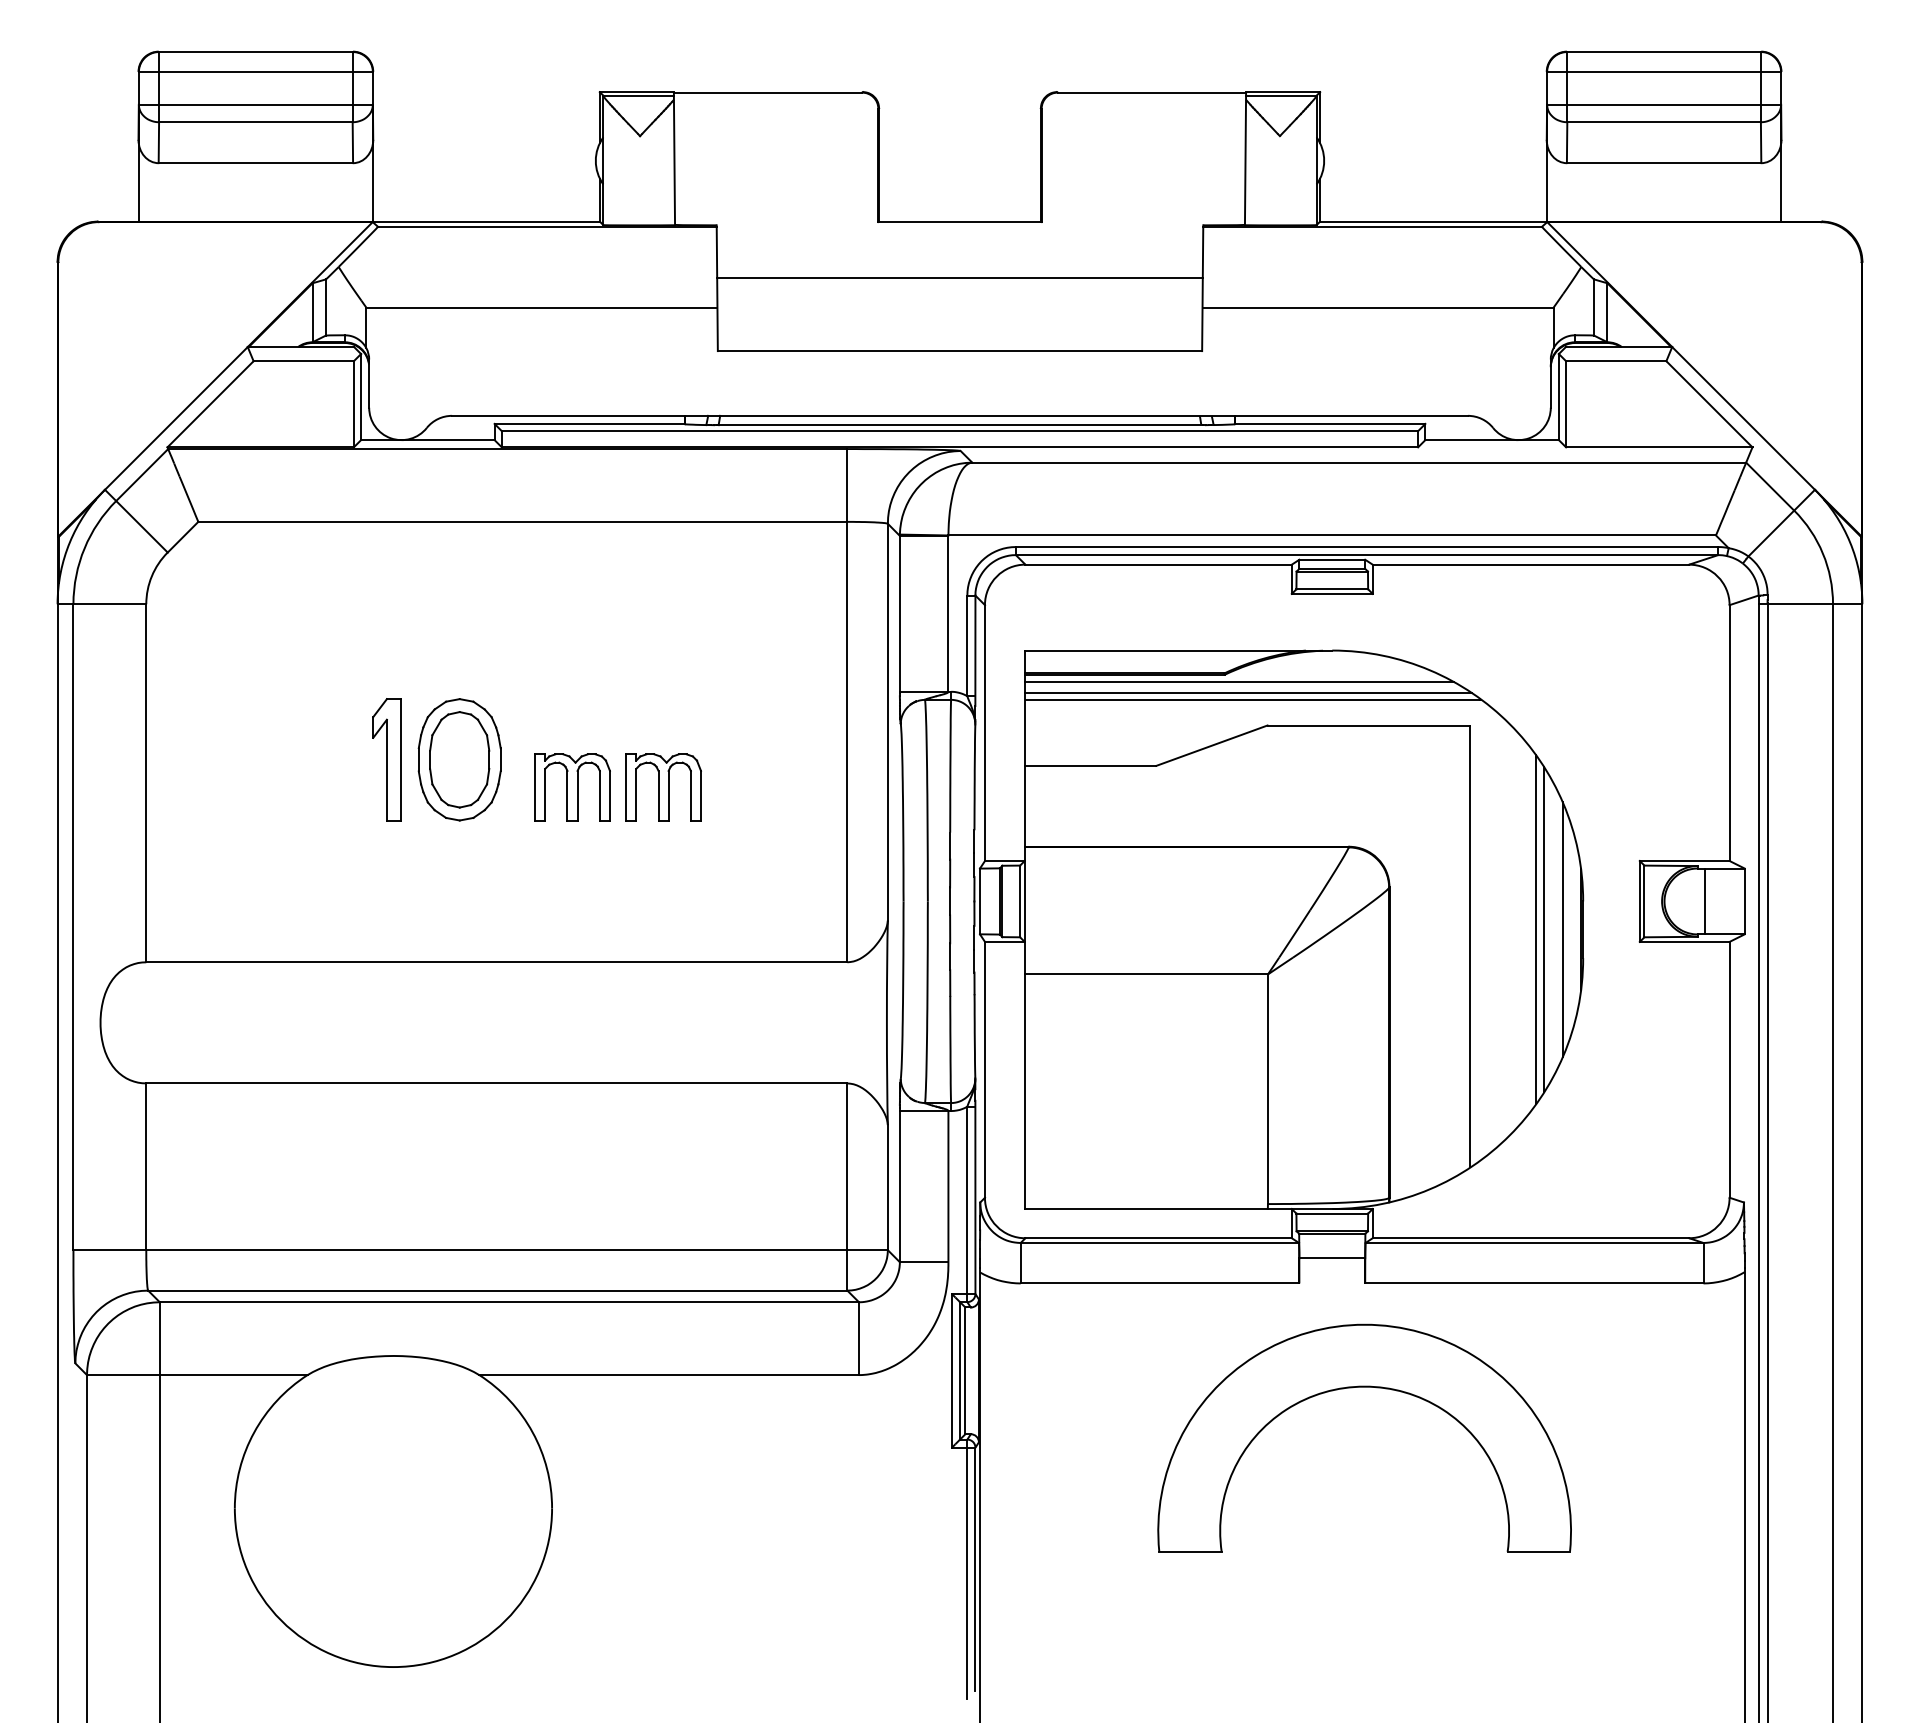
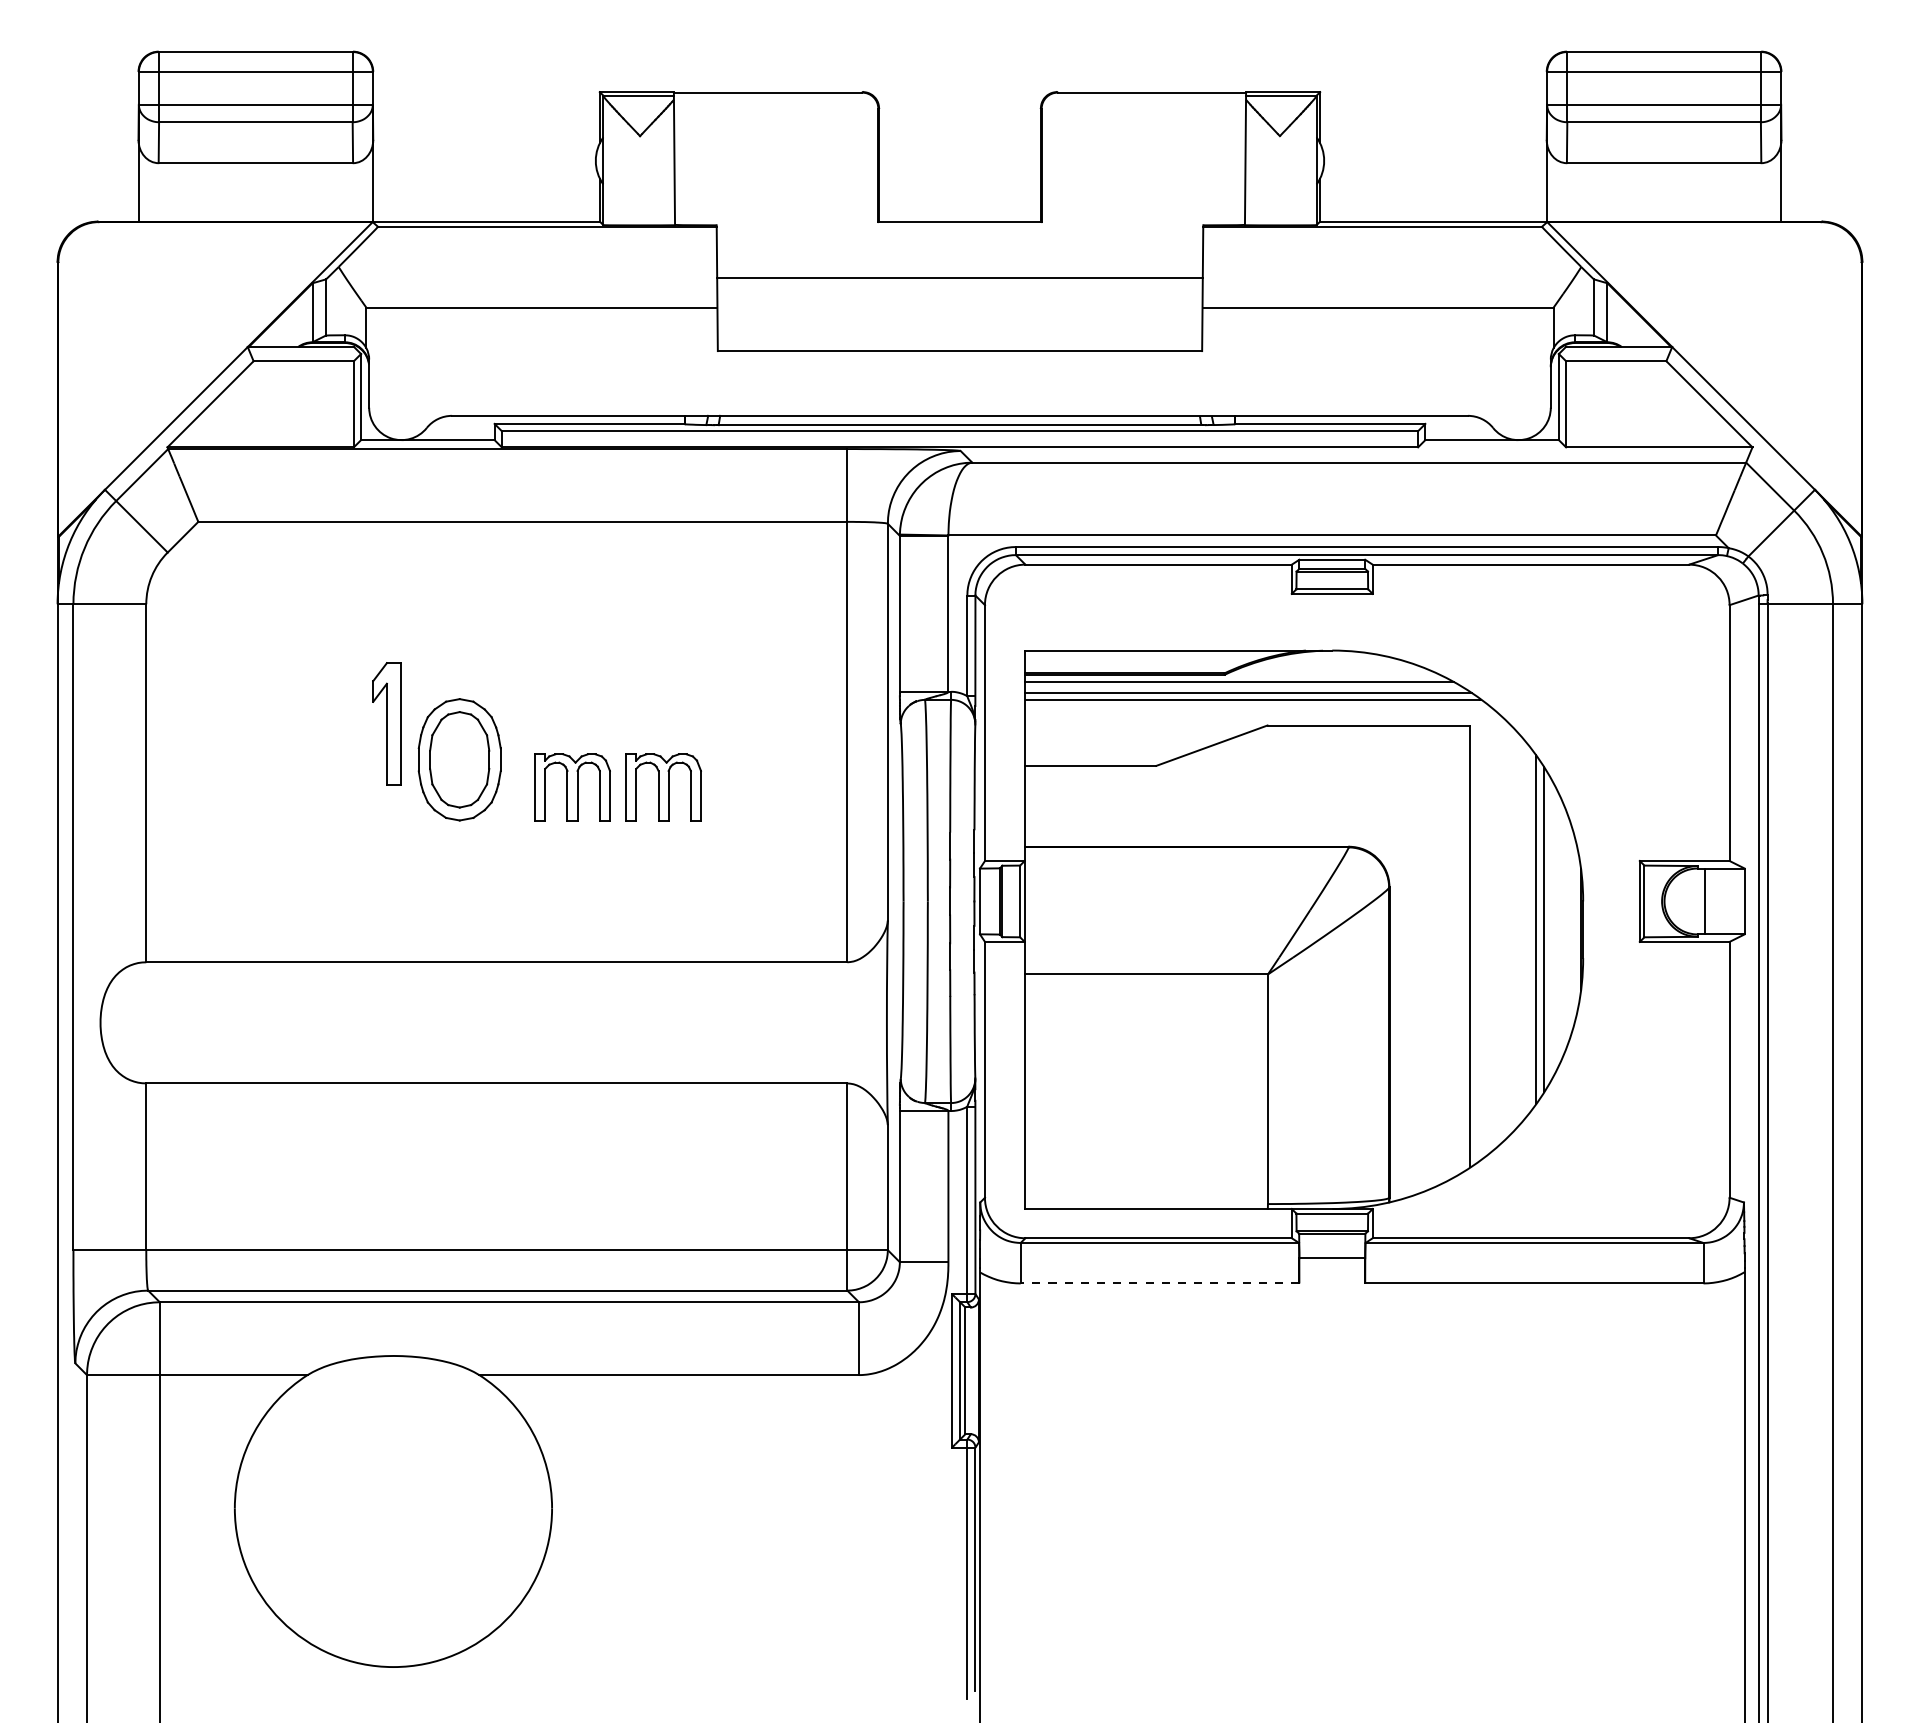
part position: (386, 759) -> (386, 723) (386, 723)
line: present -> none (1562, 929)
line: solid -> dashed (1159, 1283)
part: present -> none (1364, 1387)
